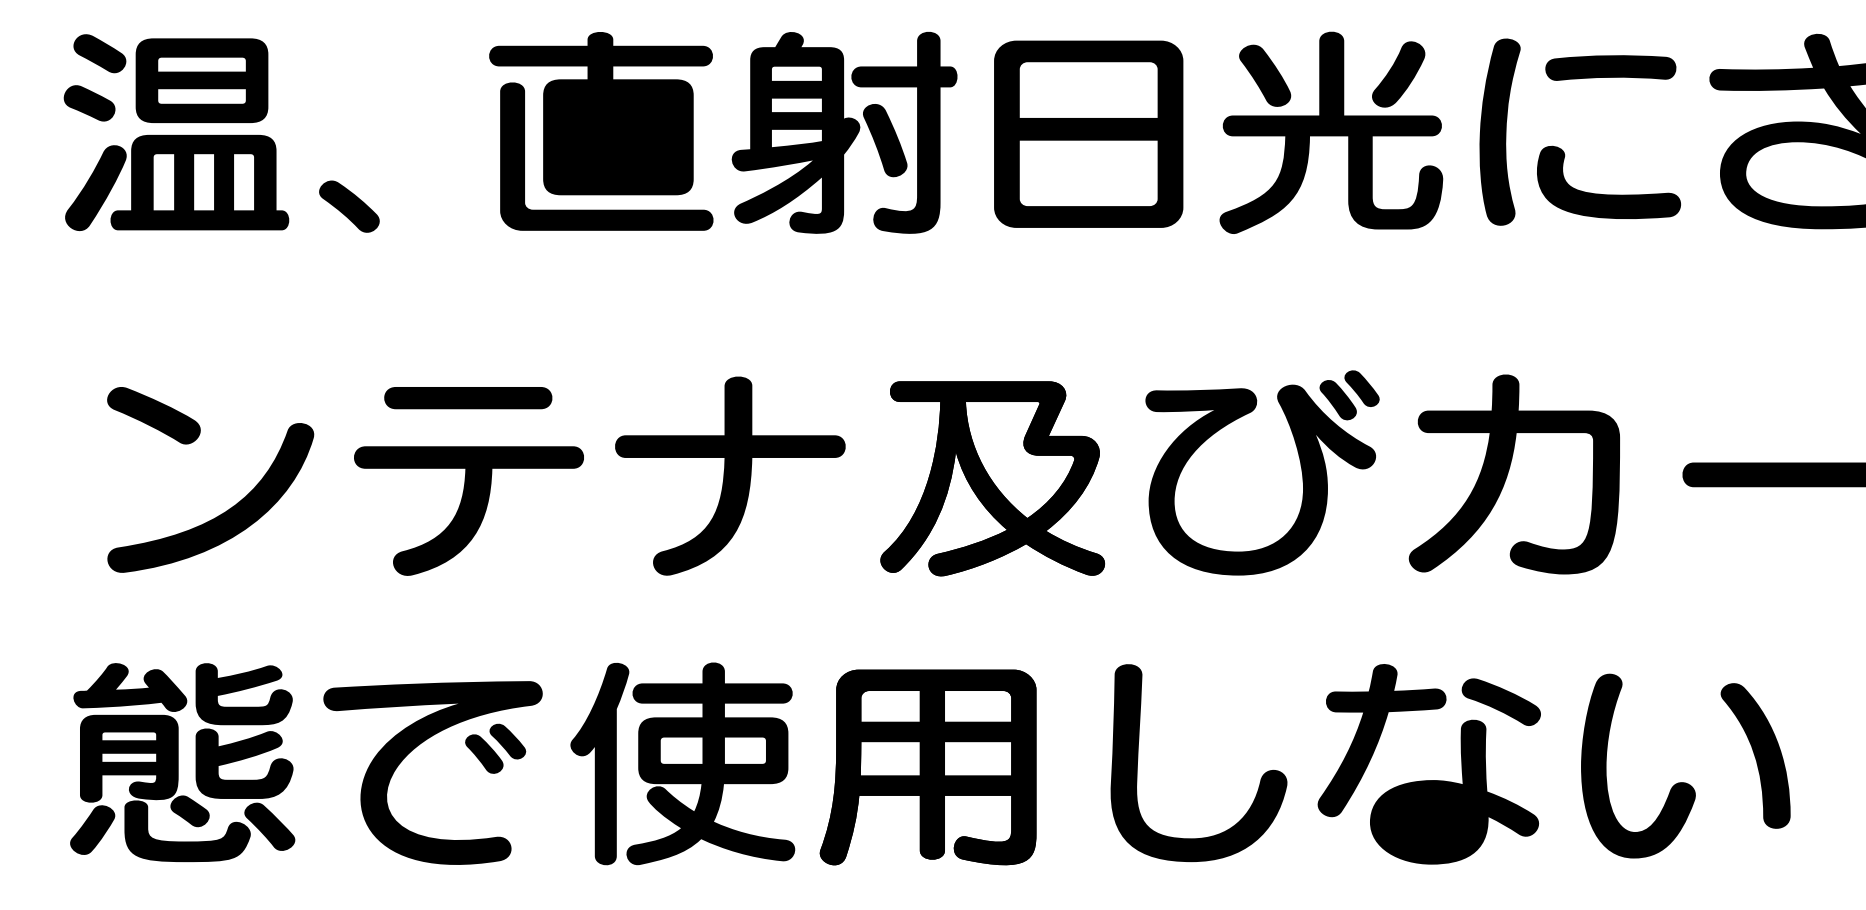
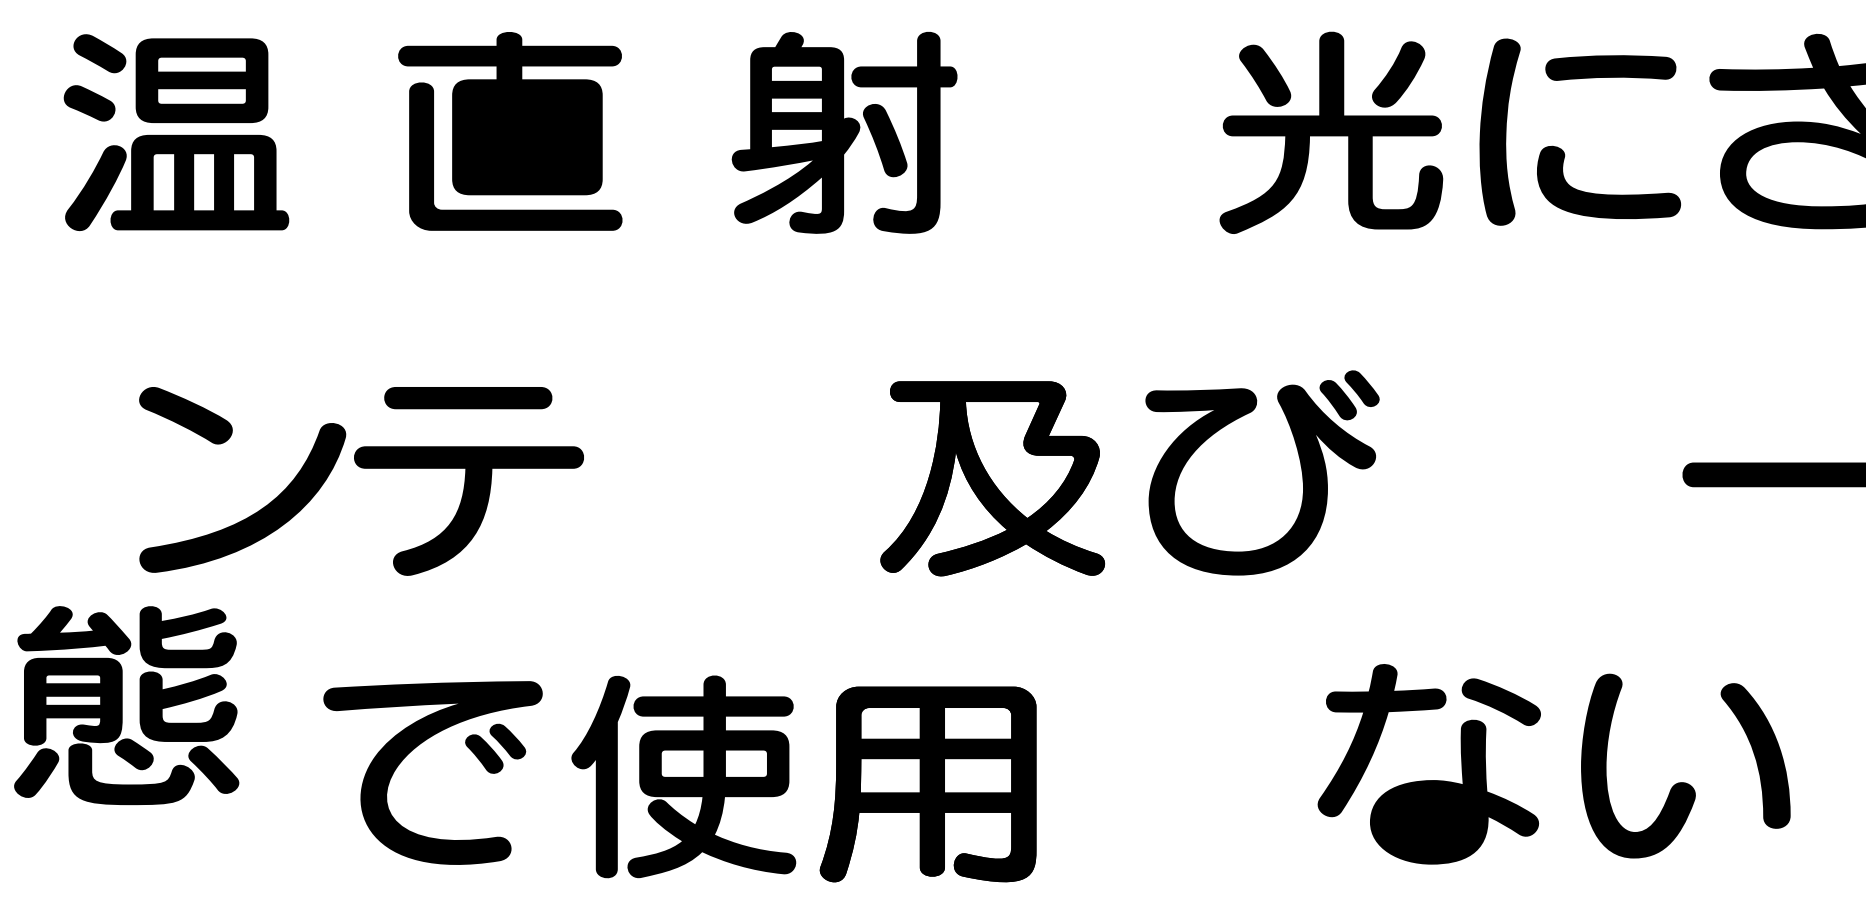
part position: (601, 131) -> (510, 131) (510, 131)
part: present -> none (1088, 133)
fill: present -> none (349, 206)
fill: present -> none (1514, 474)
fill: present -> none (730, 475)
part position: (229, 508) -> (261, 508) (261, 508)
part position: (182, 762) -> (126, 705) (126, 705)
part position: (682, 763) -> (683, 776) (683, 776)
fill: present -> none (1198, 763)
part position: (927, 767) -> (927, 784) (927, 784)
